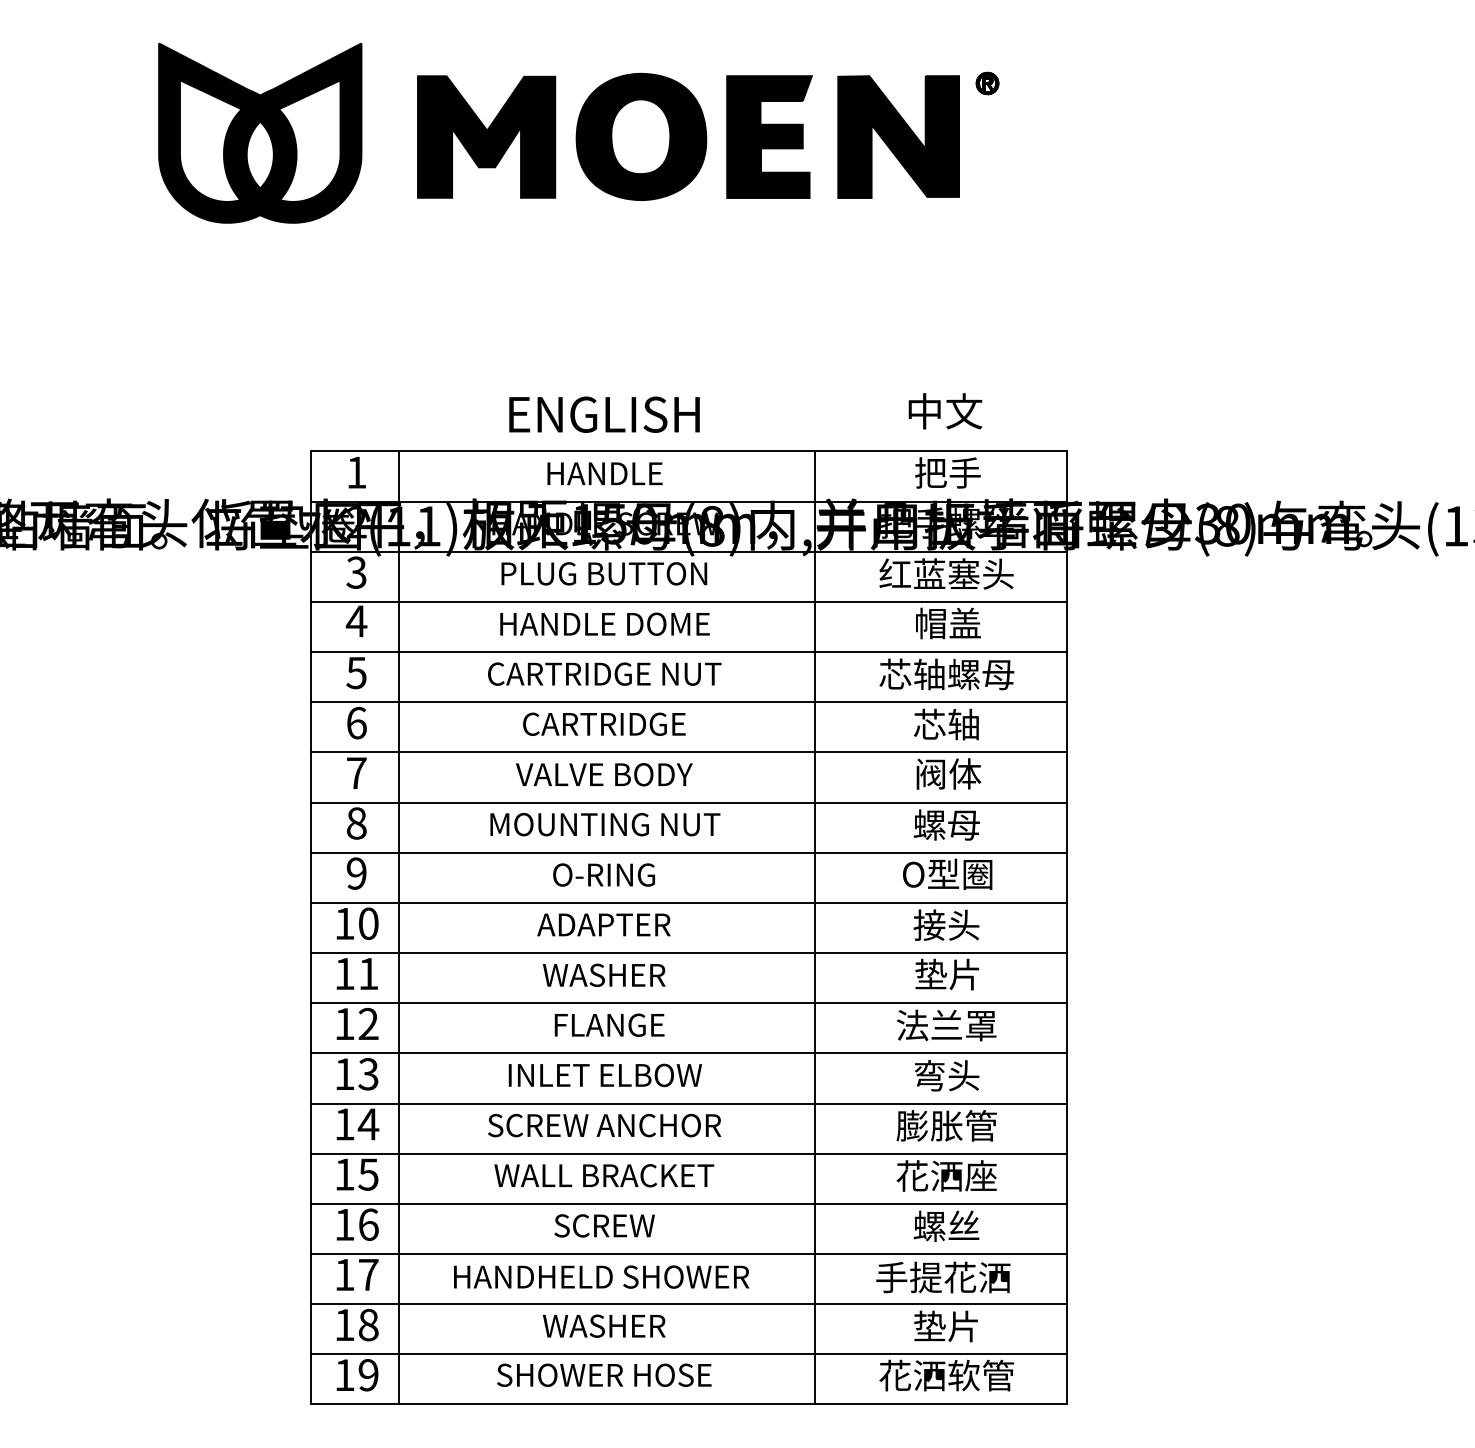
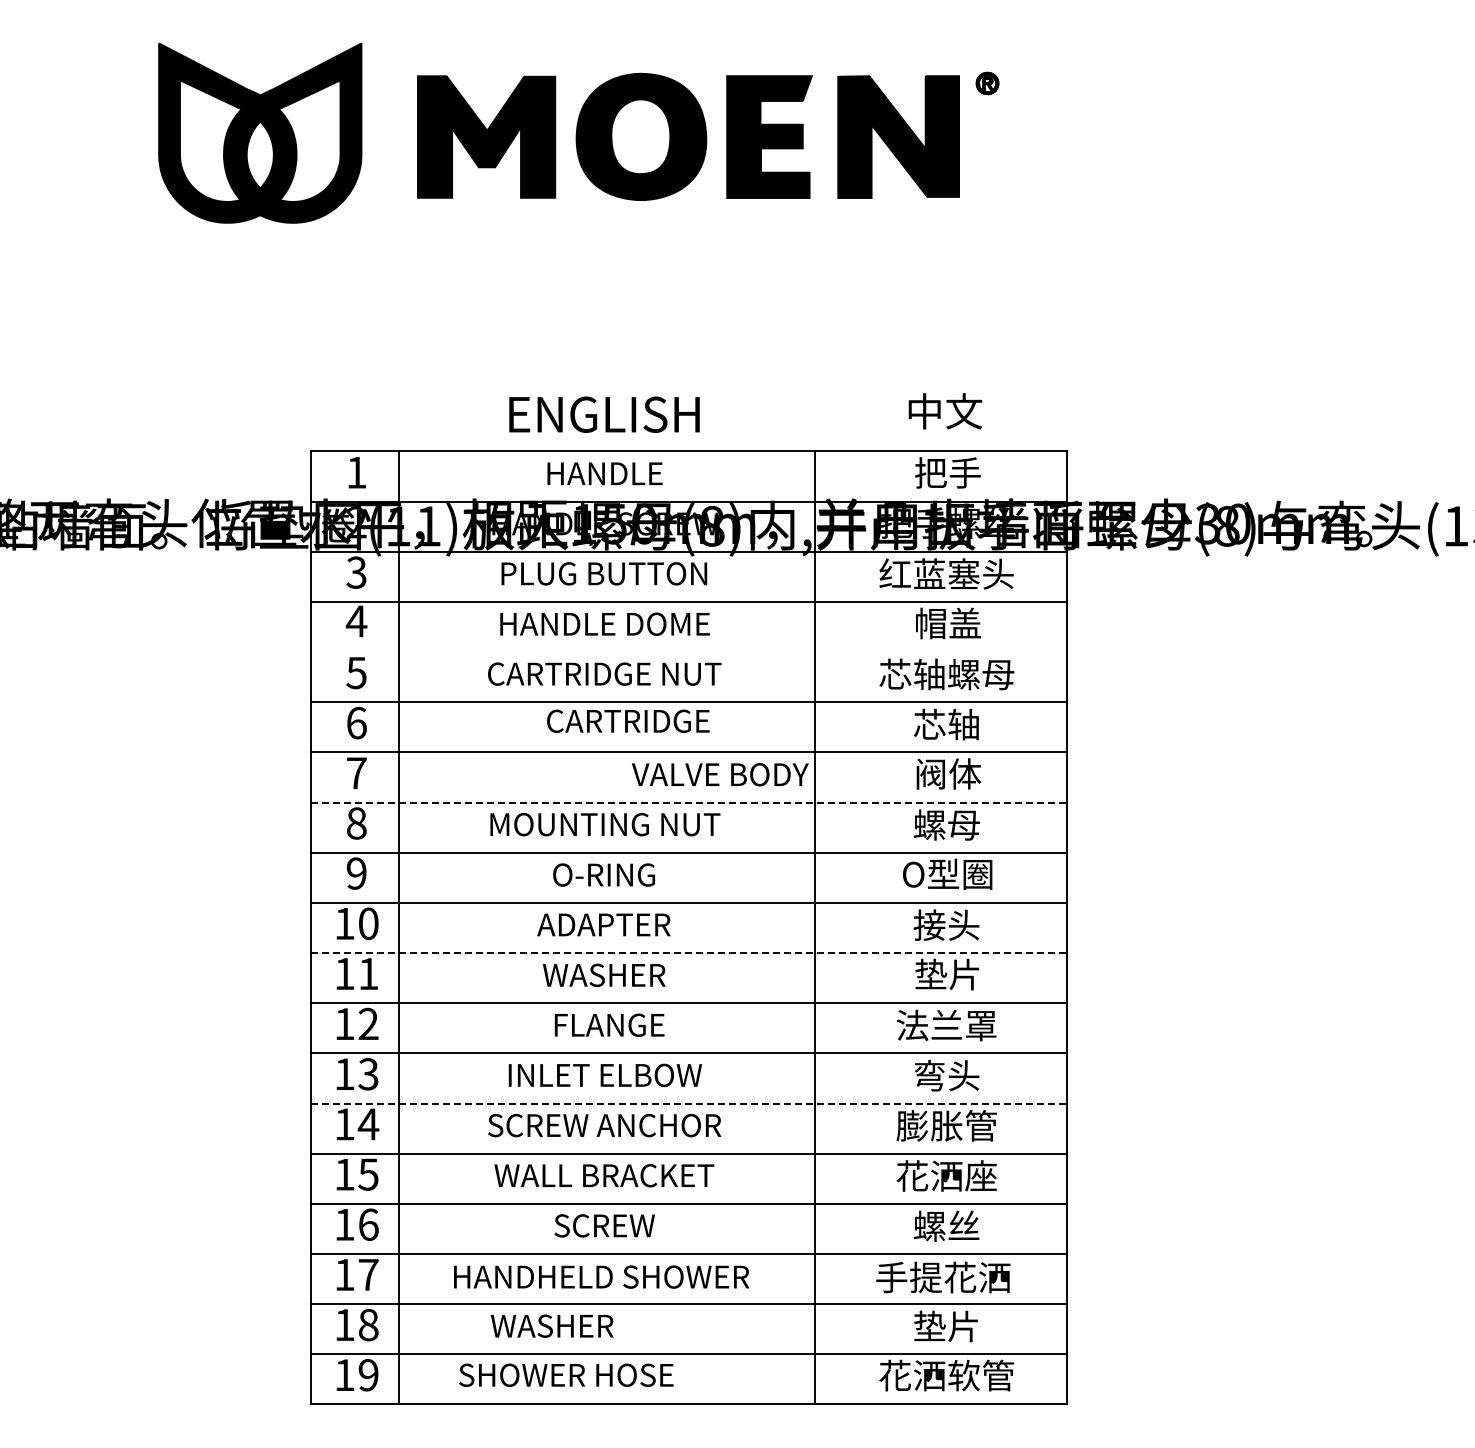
line: present -> none (689, 652)
text position: (604, 723) -> (628, 720) (628, 720)
text position: (604, 774) -> (720, 774) (720, 774)
line: solid -> dashed (689, 802)
line: solid -> dashed (689, 953)
line: solid -> dashed (689, 1103)
text position: (604, 1325) -> (552, 1325) (552, 1325)
text position: (604, 1374) -> (566, 1374) (566, 1374)
